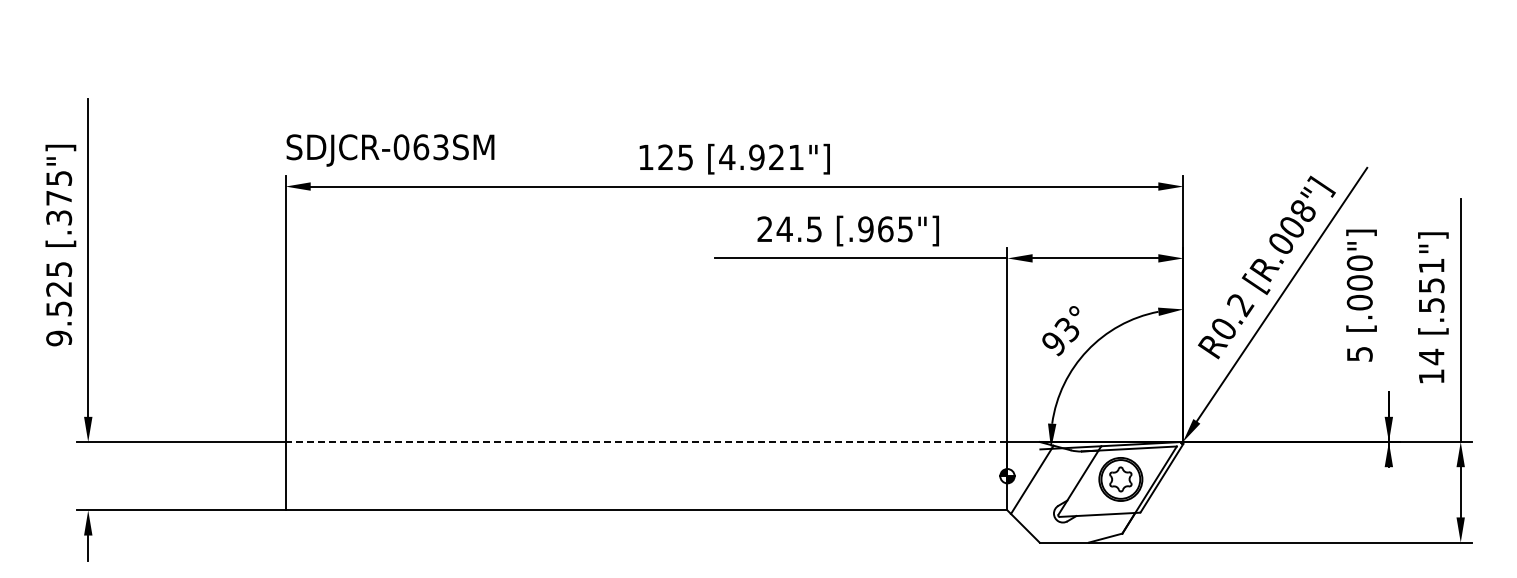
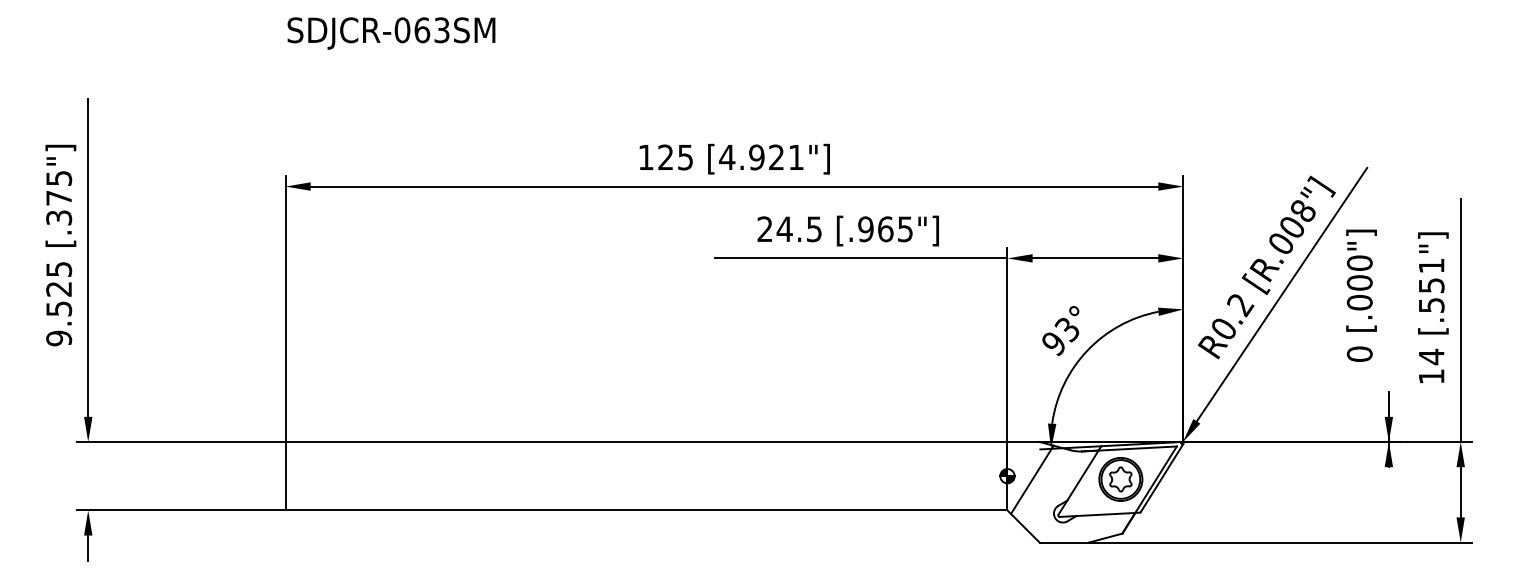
text position: (390, 150) -> (391, 33) (391, 33)
text: 5 -> 0 (1359, 353)
line: dashed -> solid (646, 442)
